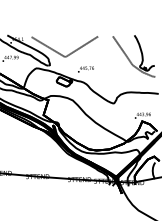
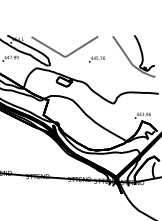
text position: (85, 69) -> (96, 59) (96, 59)
